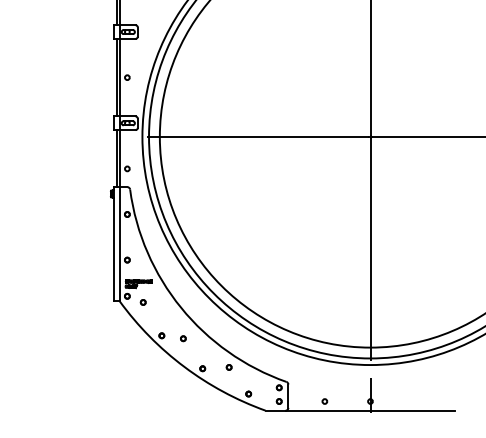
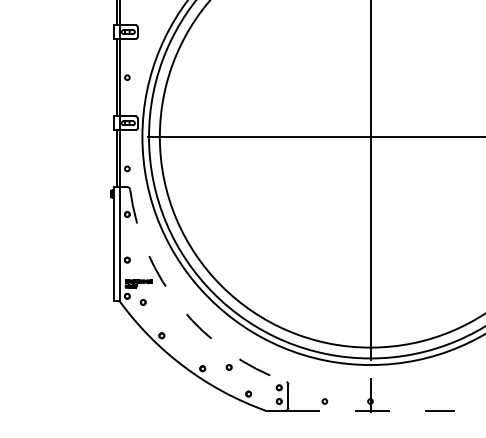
arc: solid -> dashed (181, 307)
part: present -> none (183, 338)
line: solid -> dashed (370, 410)
